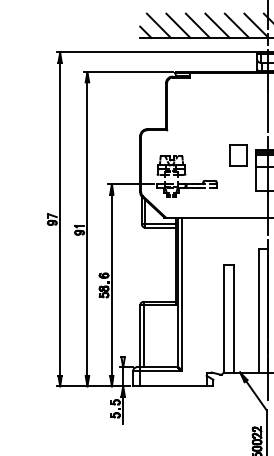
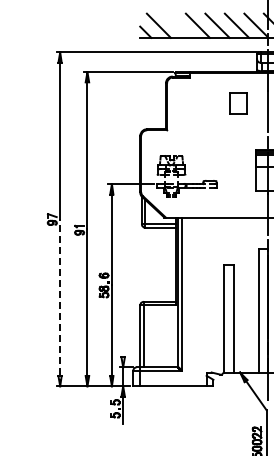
line: present -> none (178, 25)
part position: (238, 155) -> (238, 103) (238, 103)
line: solid -> dashed (60, 302)
